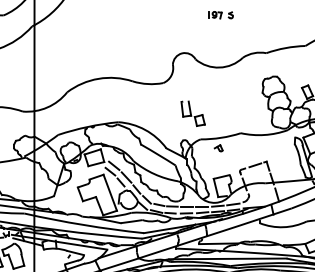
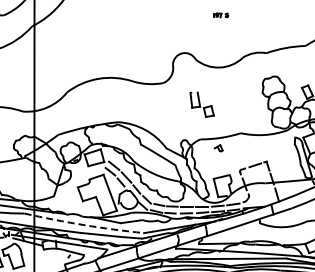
part size: 26x9 px -> 17x7 px (221, 15)
part position: (192, 113) -> (201, 104) (201, 104)
arc: solid -> dashed (84, 225)
